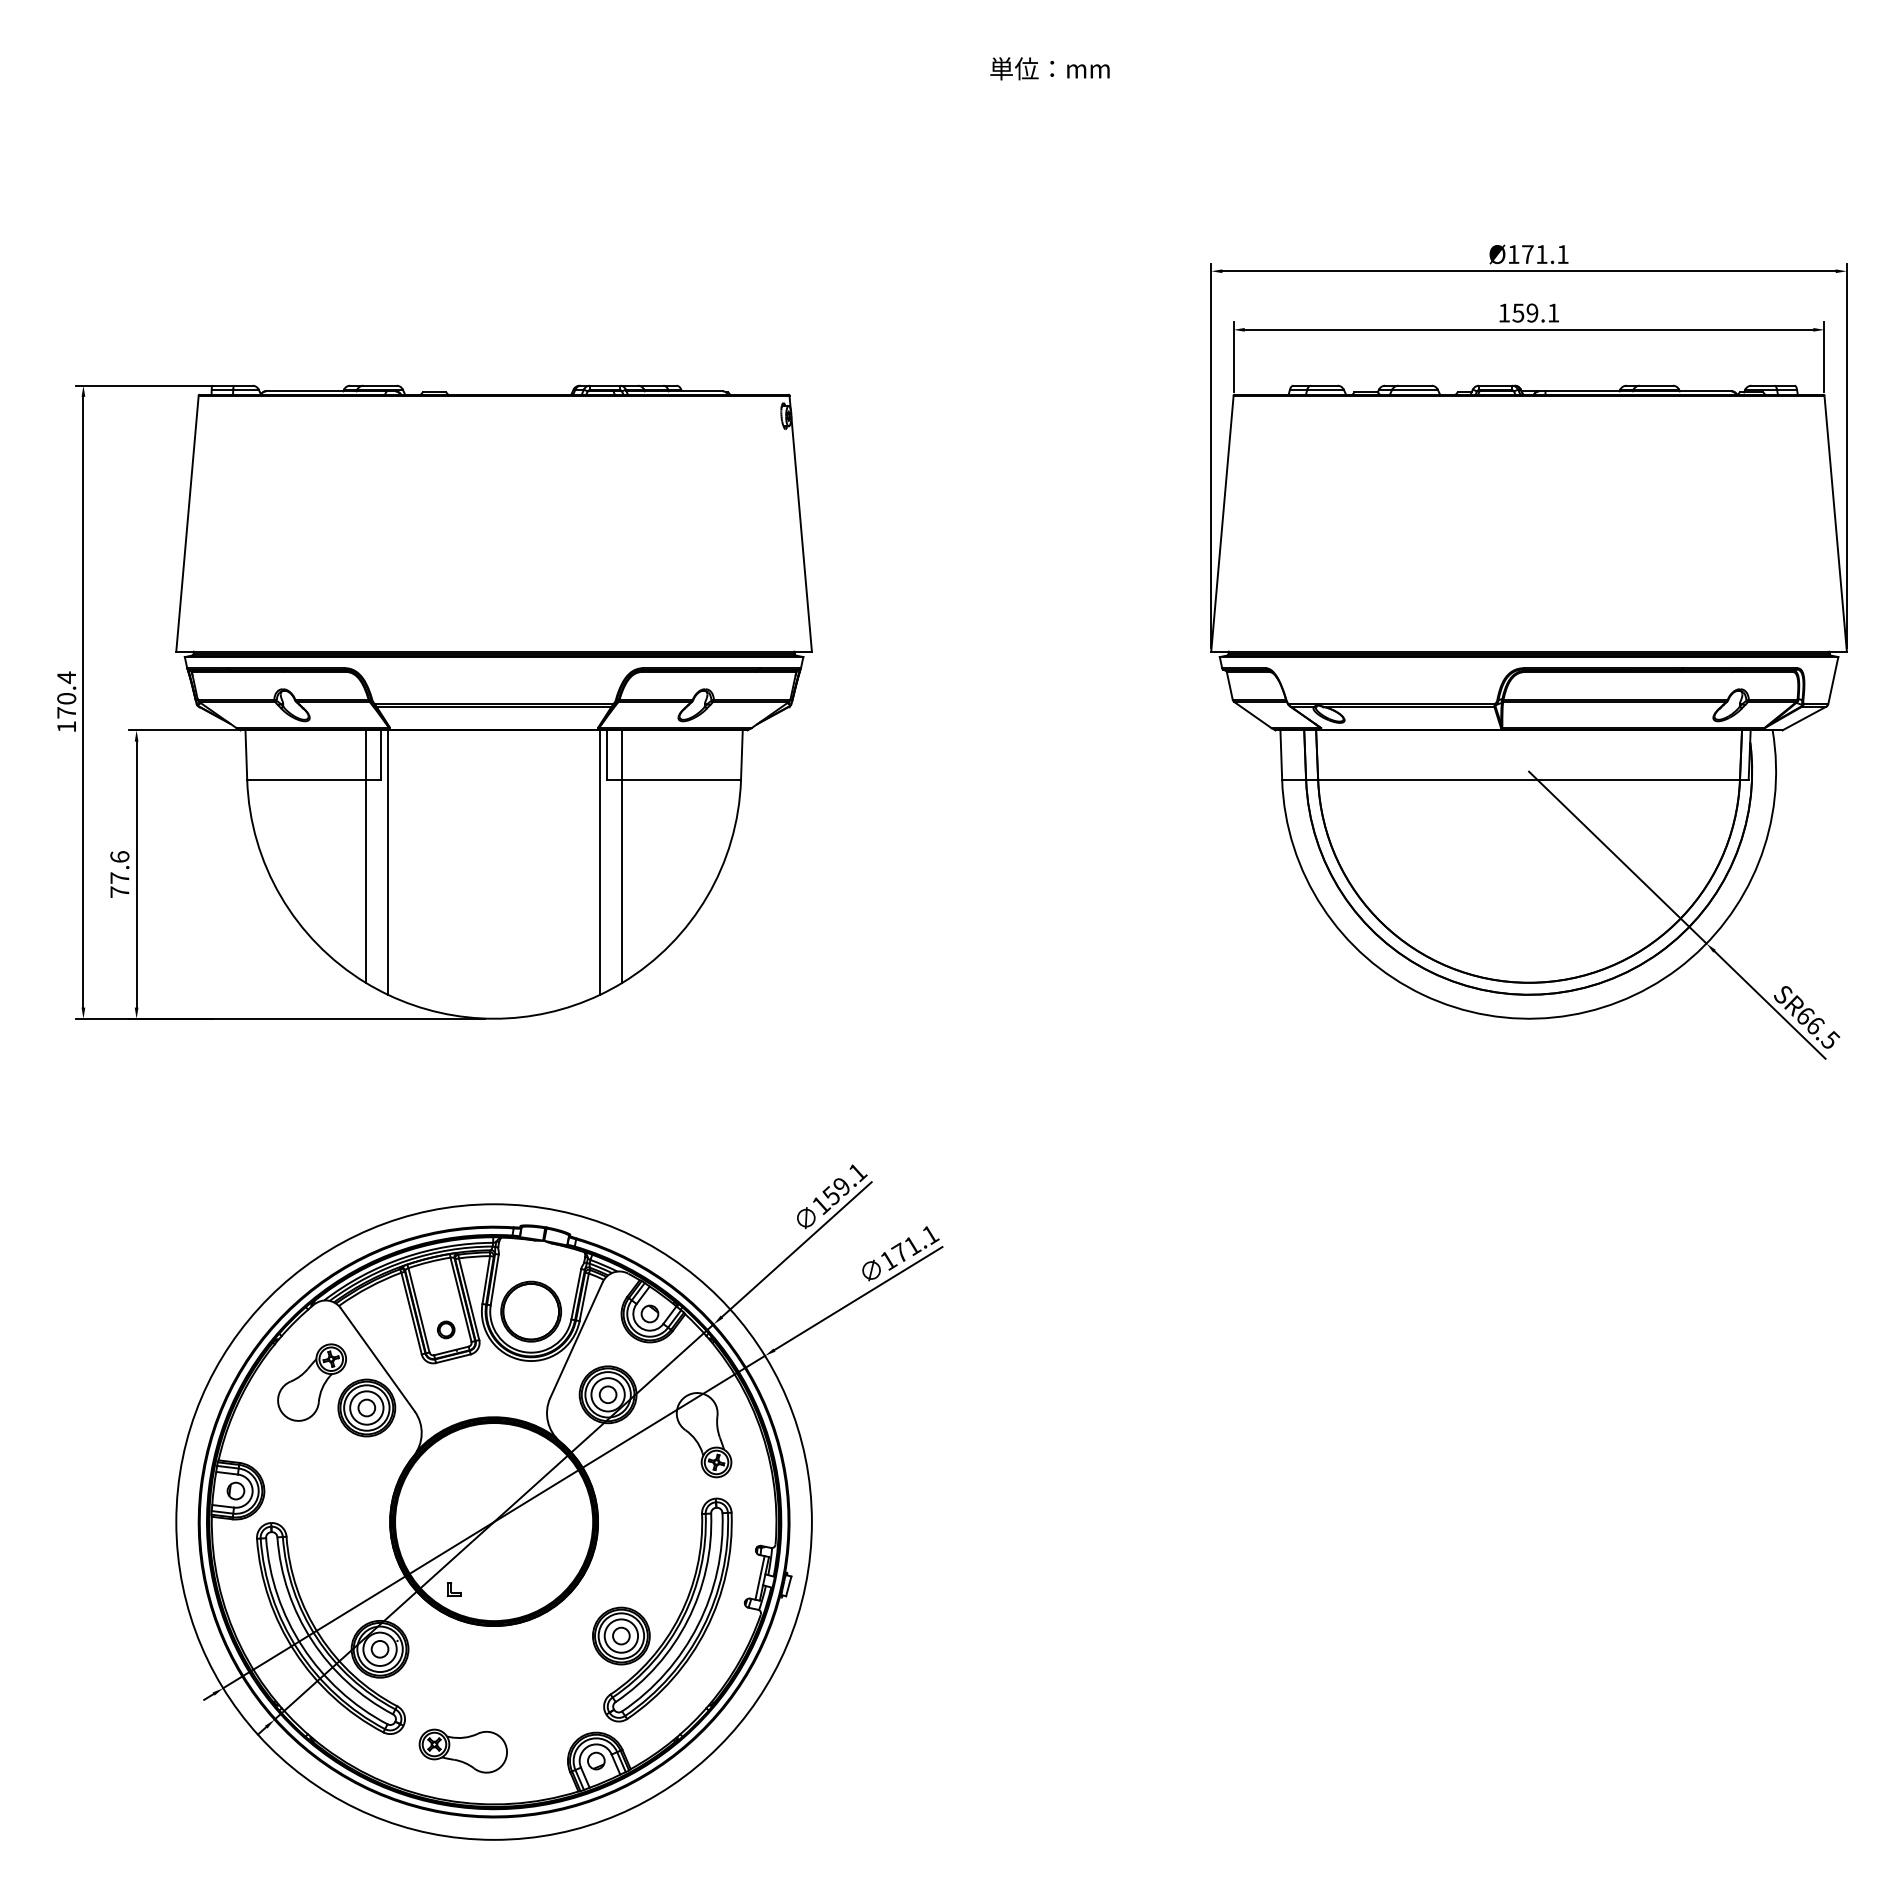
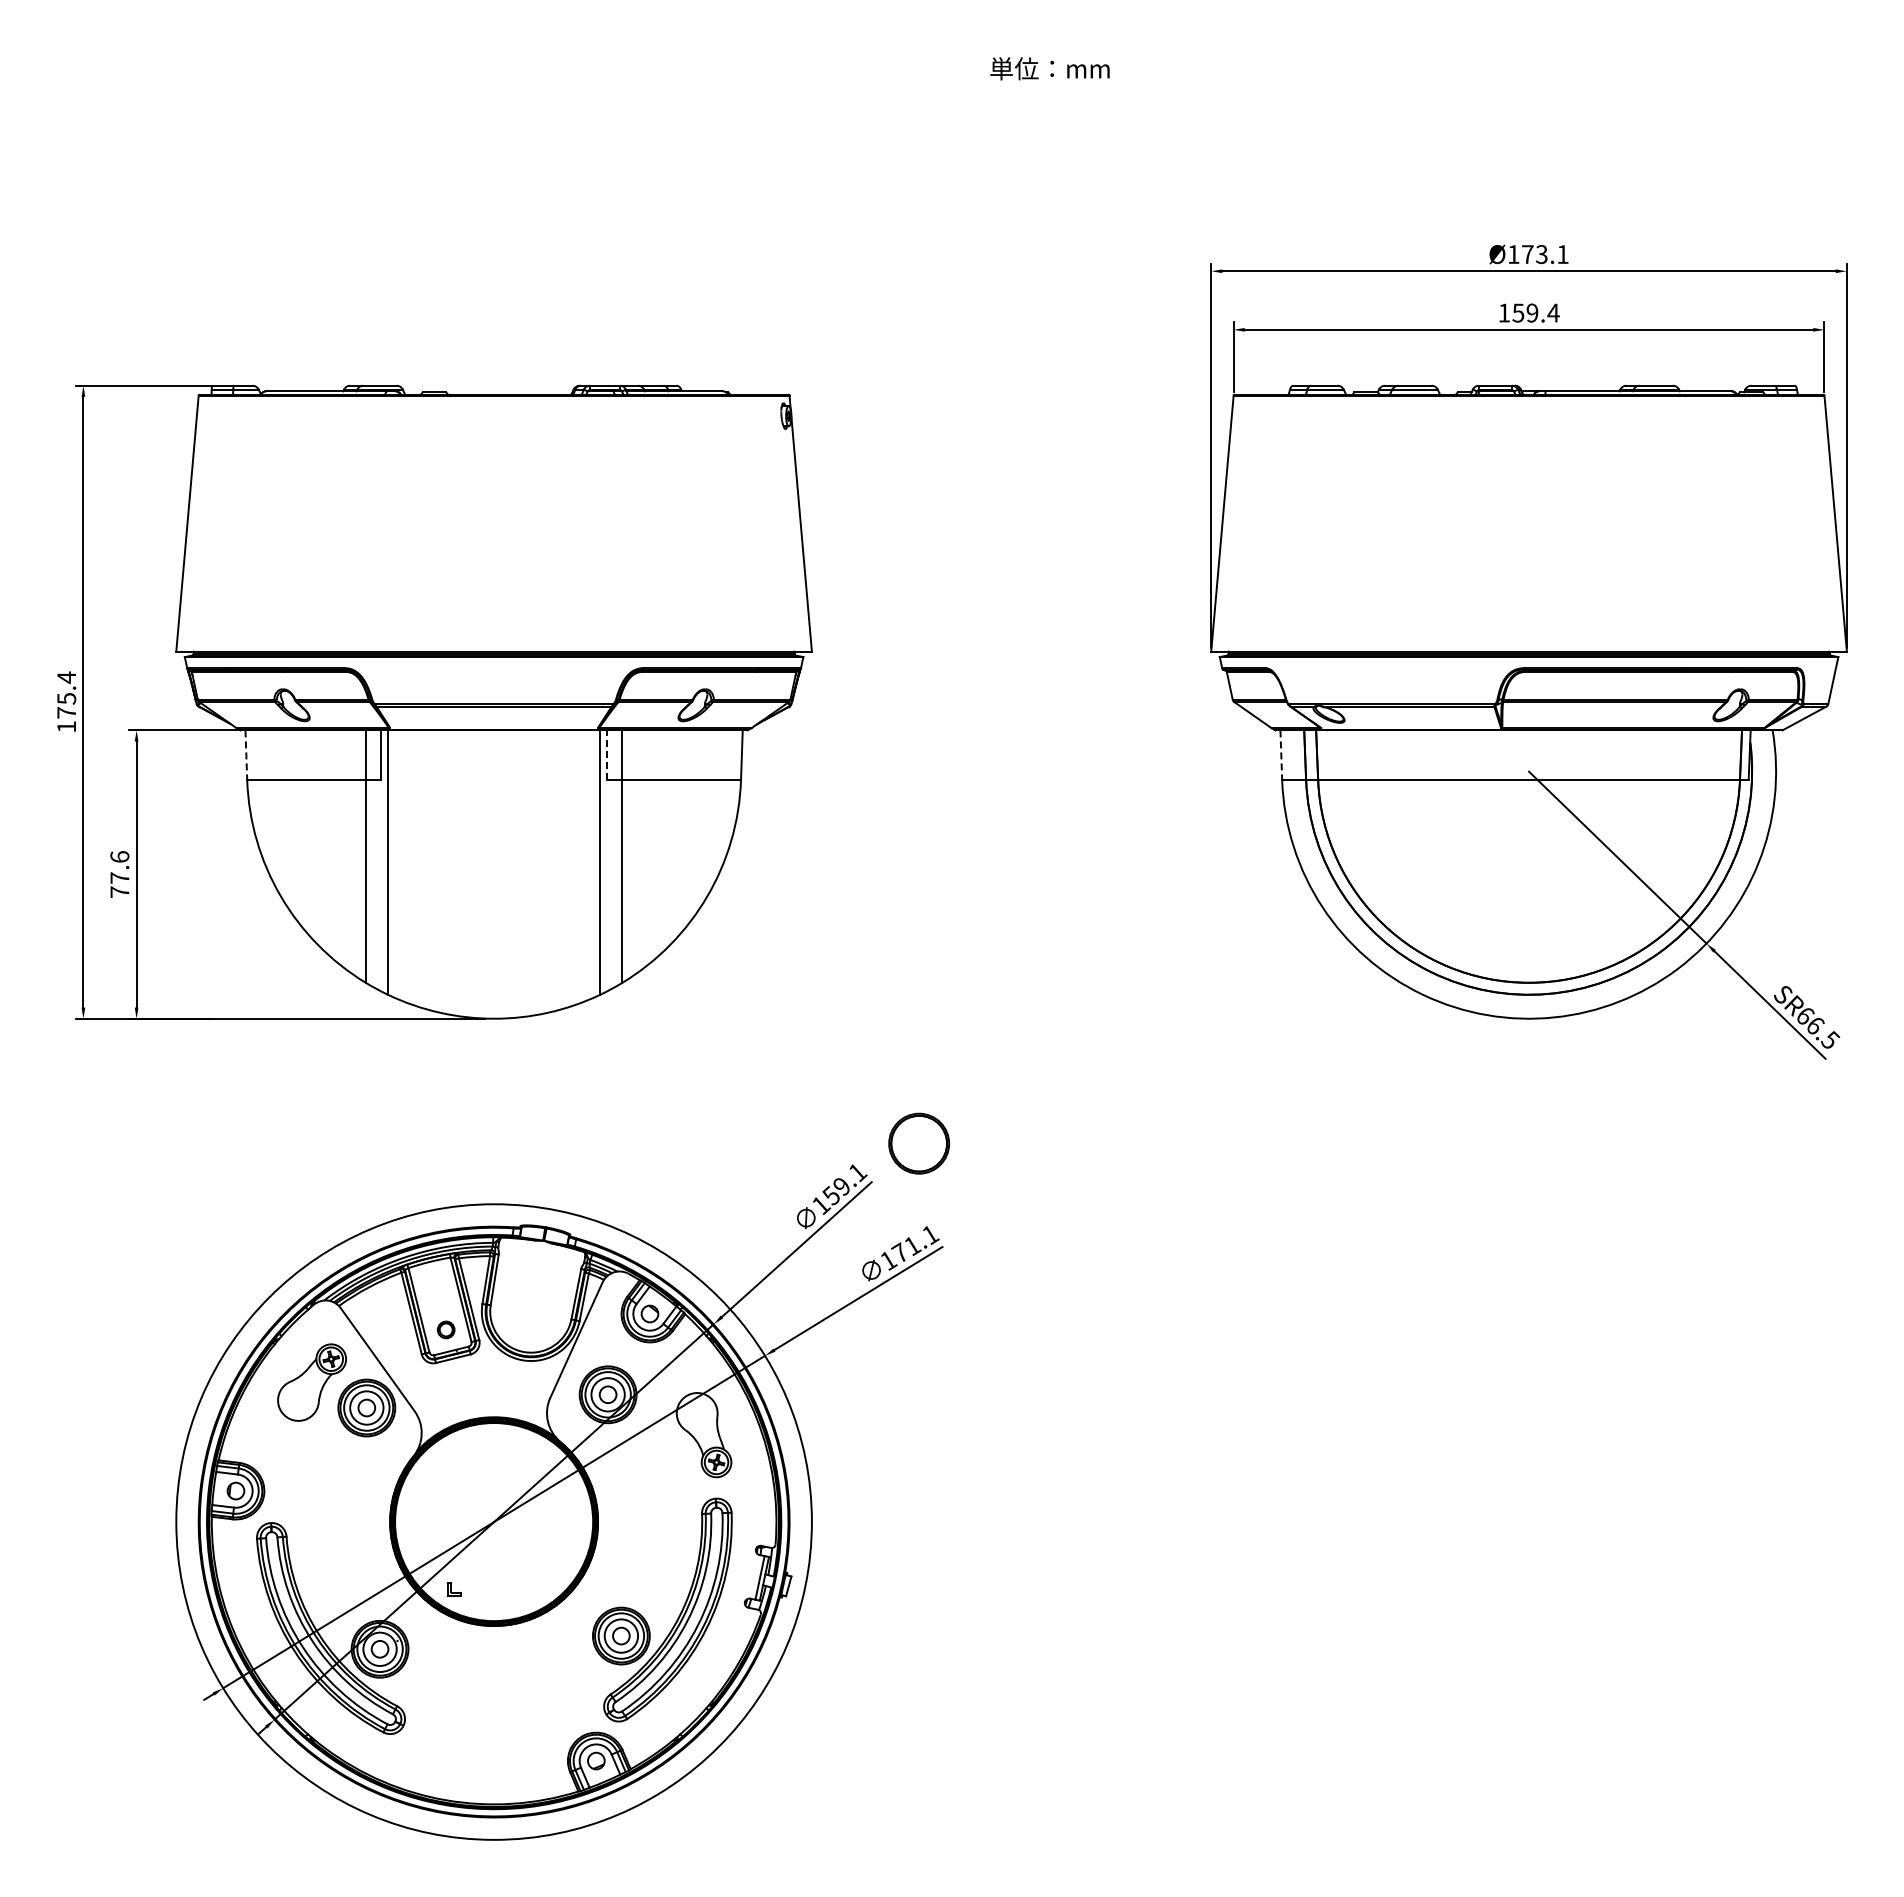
text: Ø171.1 -> Ø173.1 (1541, 254)
text: 159.1 -> 159.4 (1553, 312)
text: 170.4 -> 175.4 (66, 698)
line: solid -> dashed (246, 755)
line: solid -> dashed (606, 755)
line: solid -> dashed (1281, 755)
part position: (531, 1311) -> (919, 1143) (919, 1143)
part: present -> none (462, 1750)
